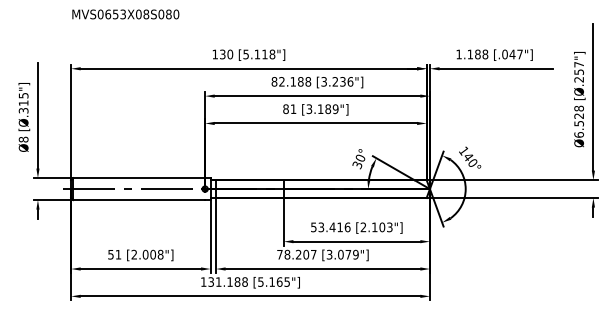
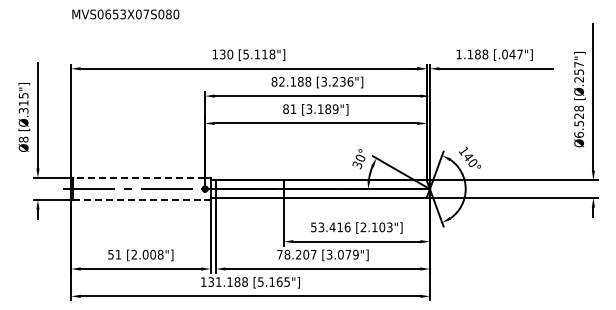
text: MVS0653X08S080 -> MVS0653X07S080 (146, 14)
line: solid -> dashed (139, 178)
line: solid -> dashed (139, 200)
